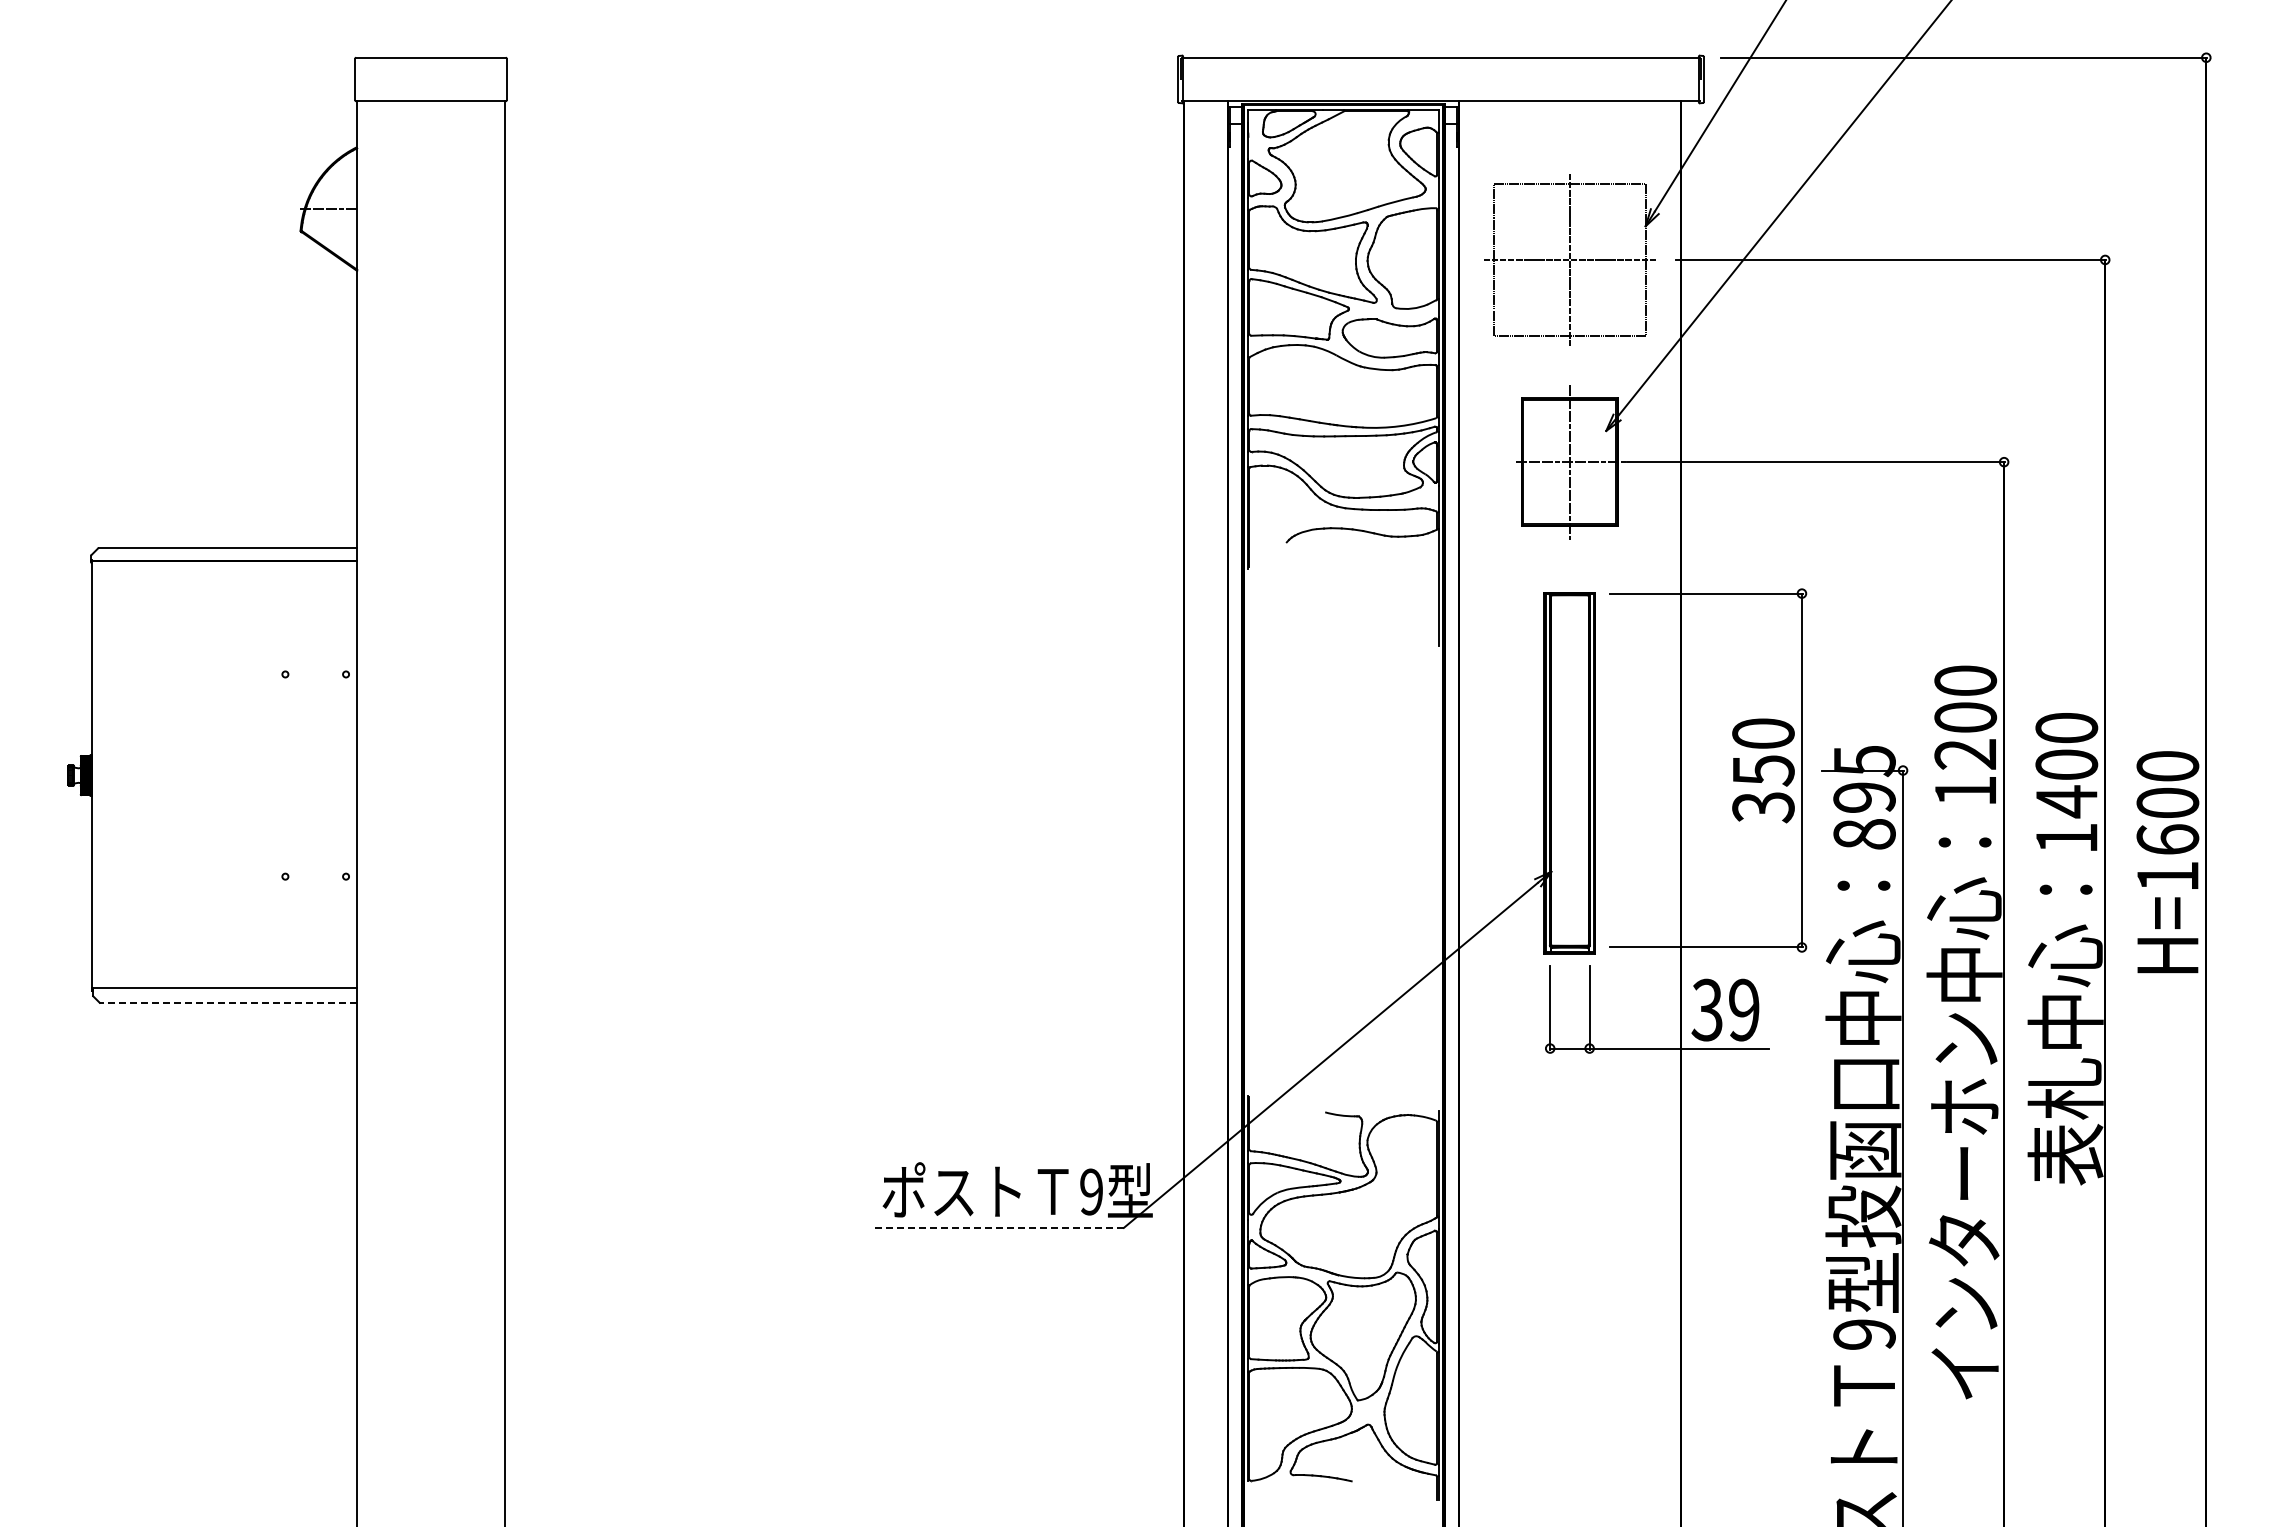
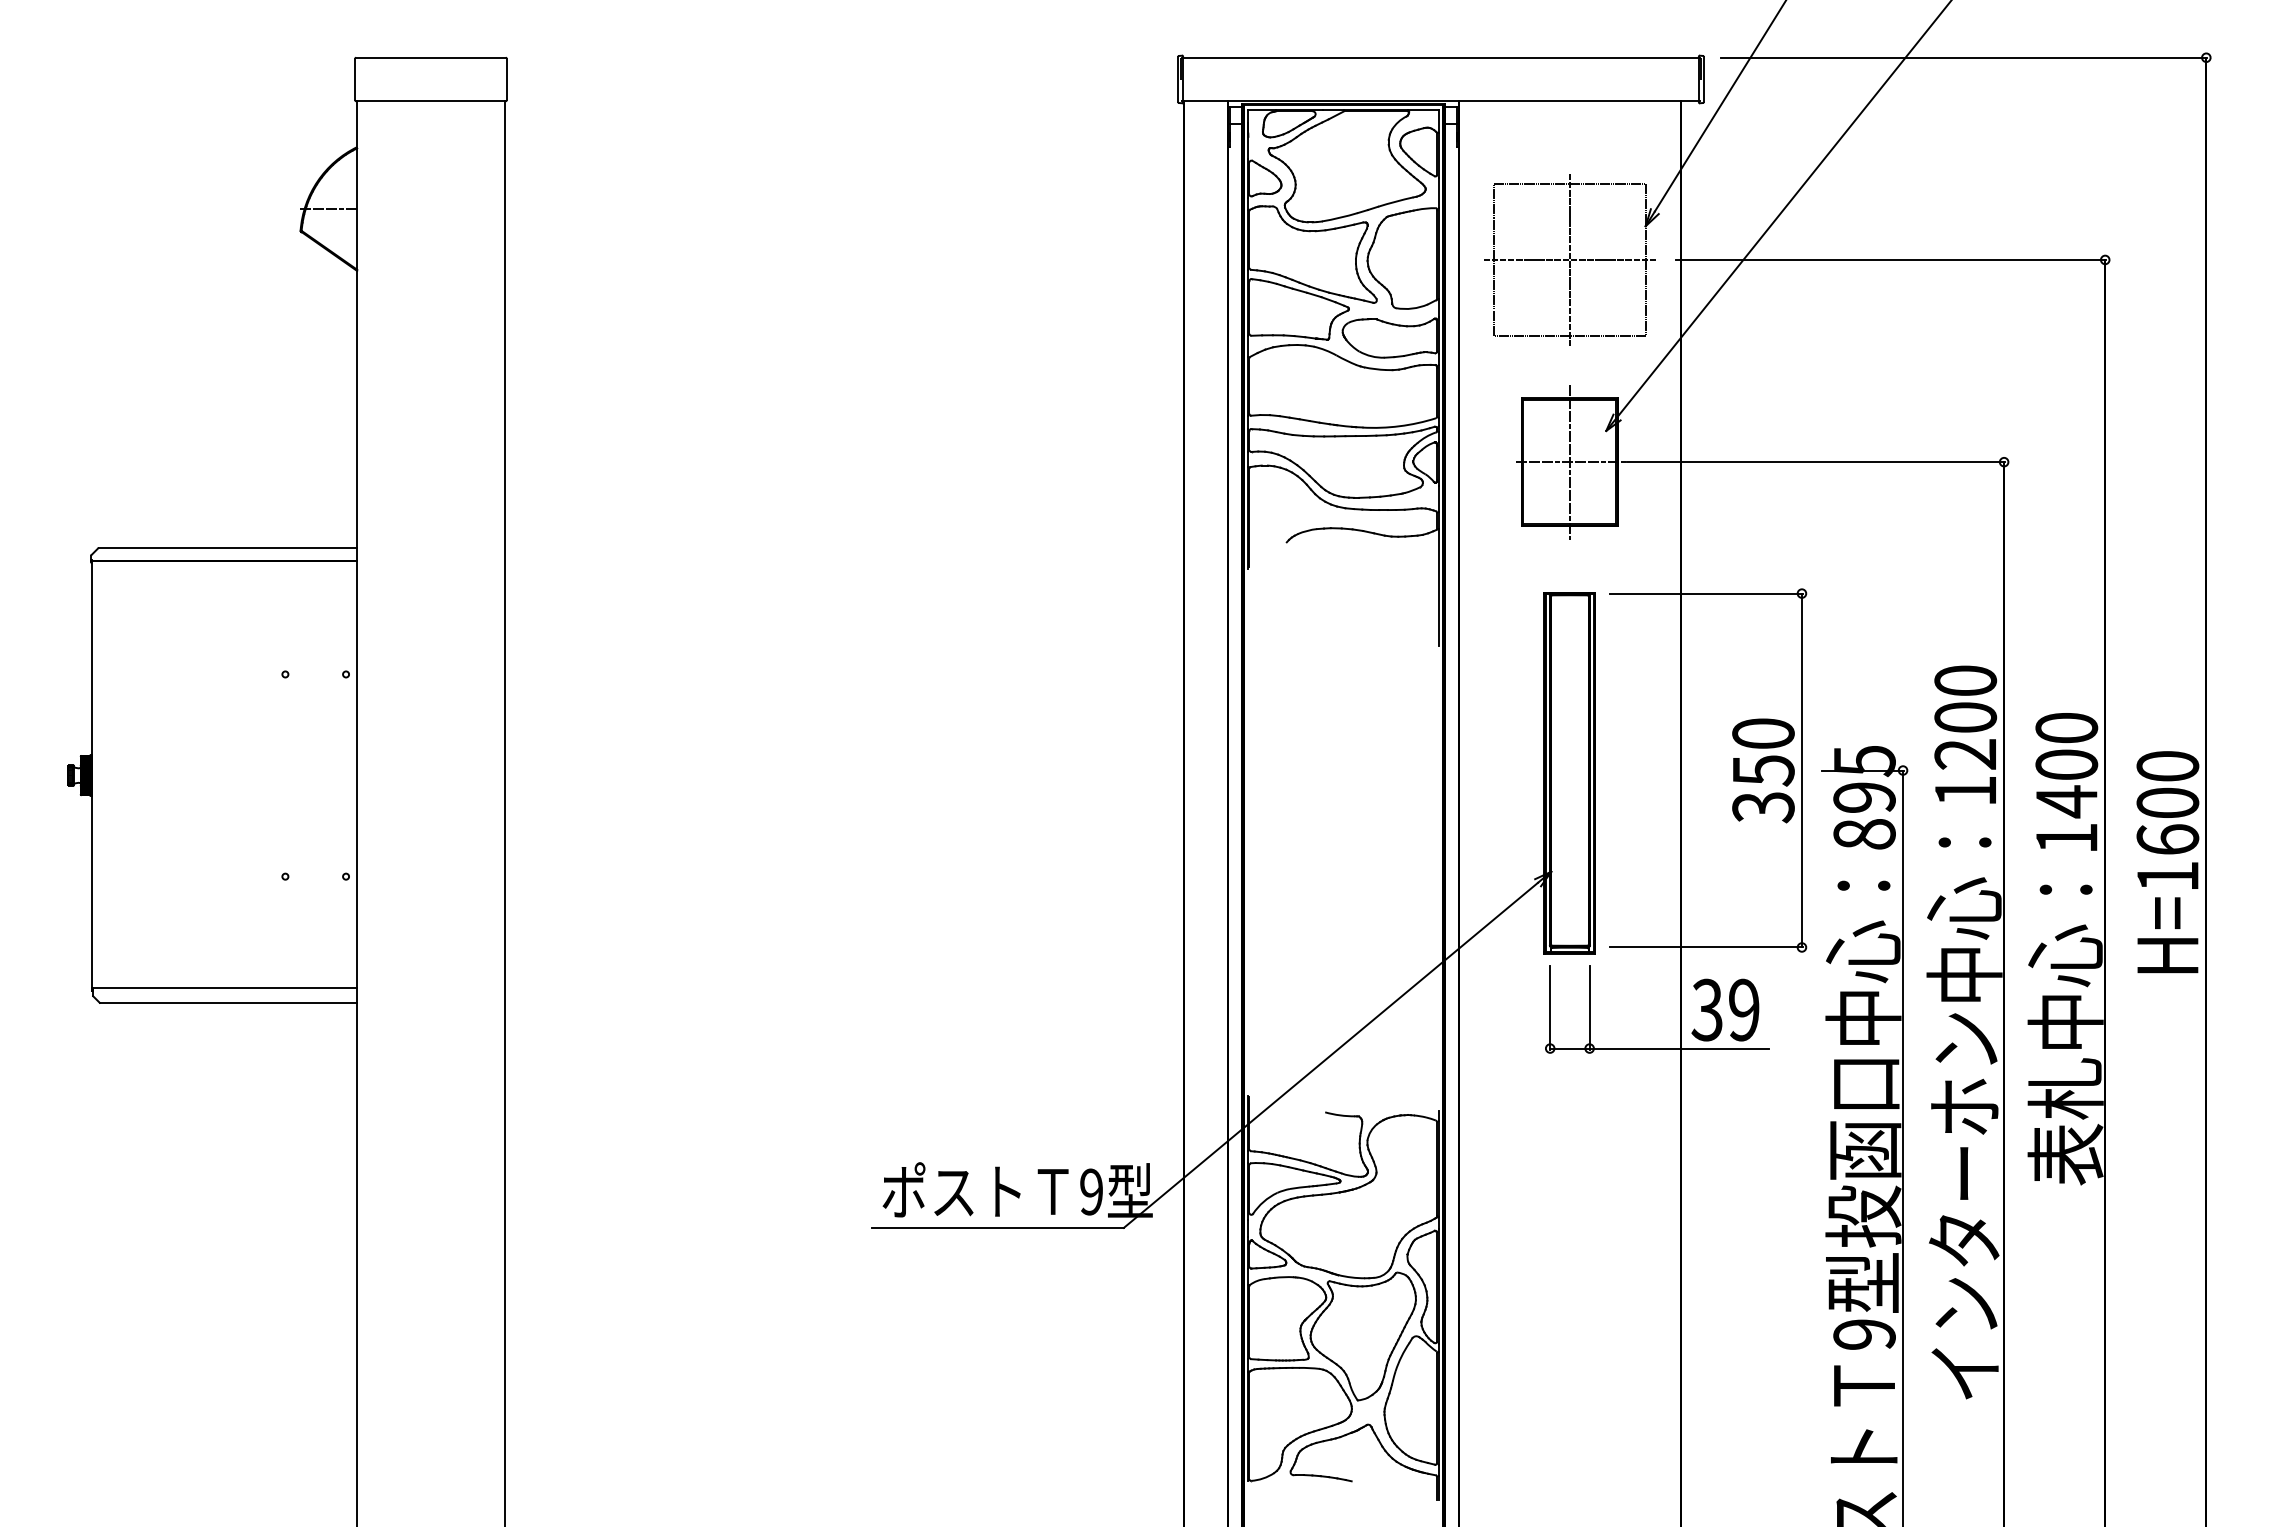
line: dashed -> solid (228, 1003)
line: dashed -> solid (997, 1227)
